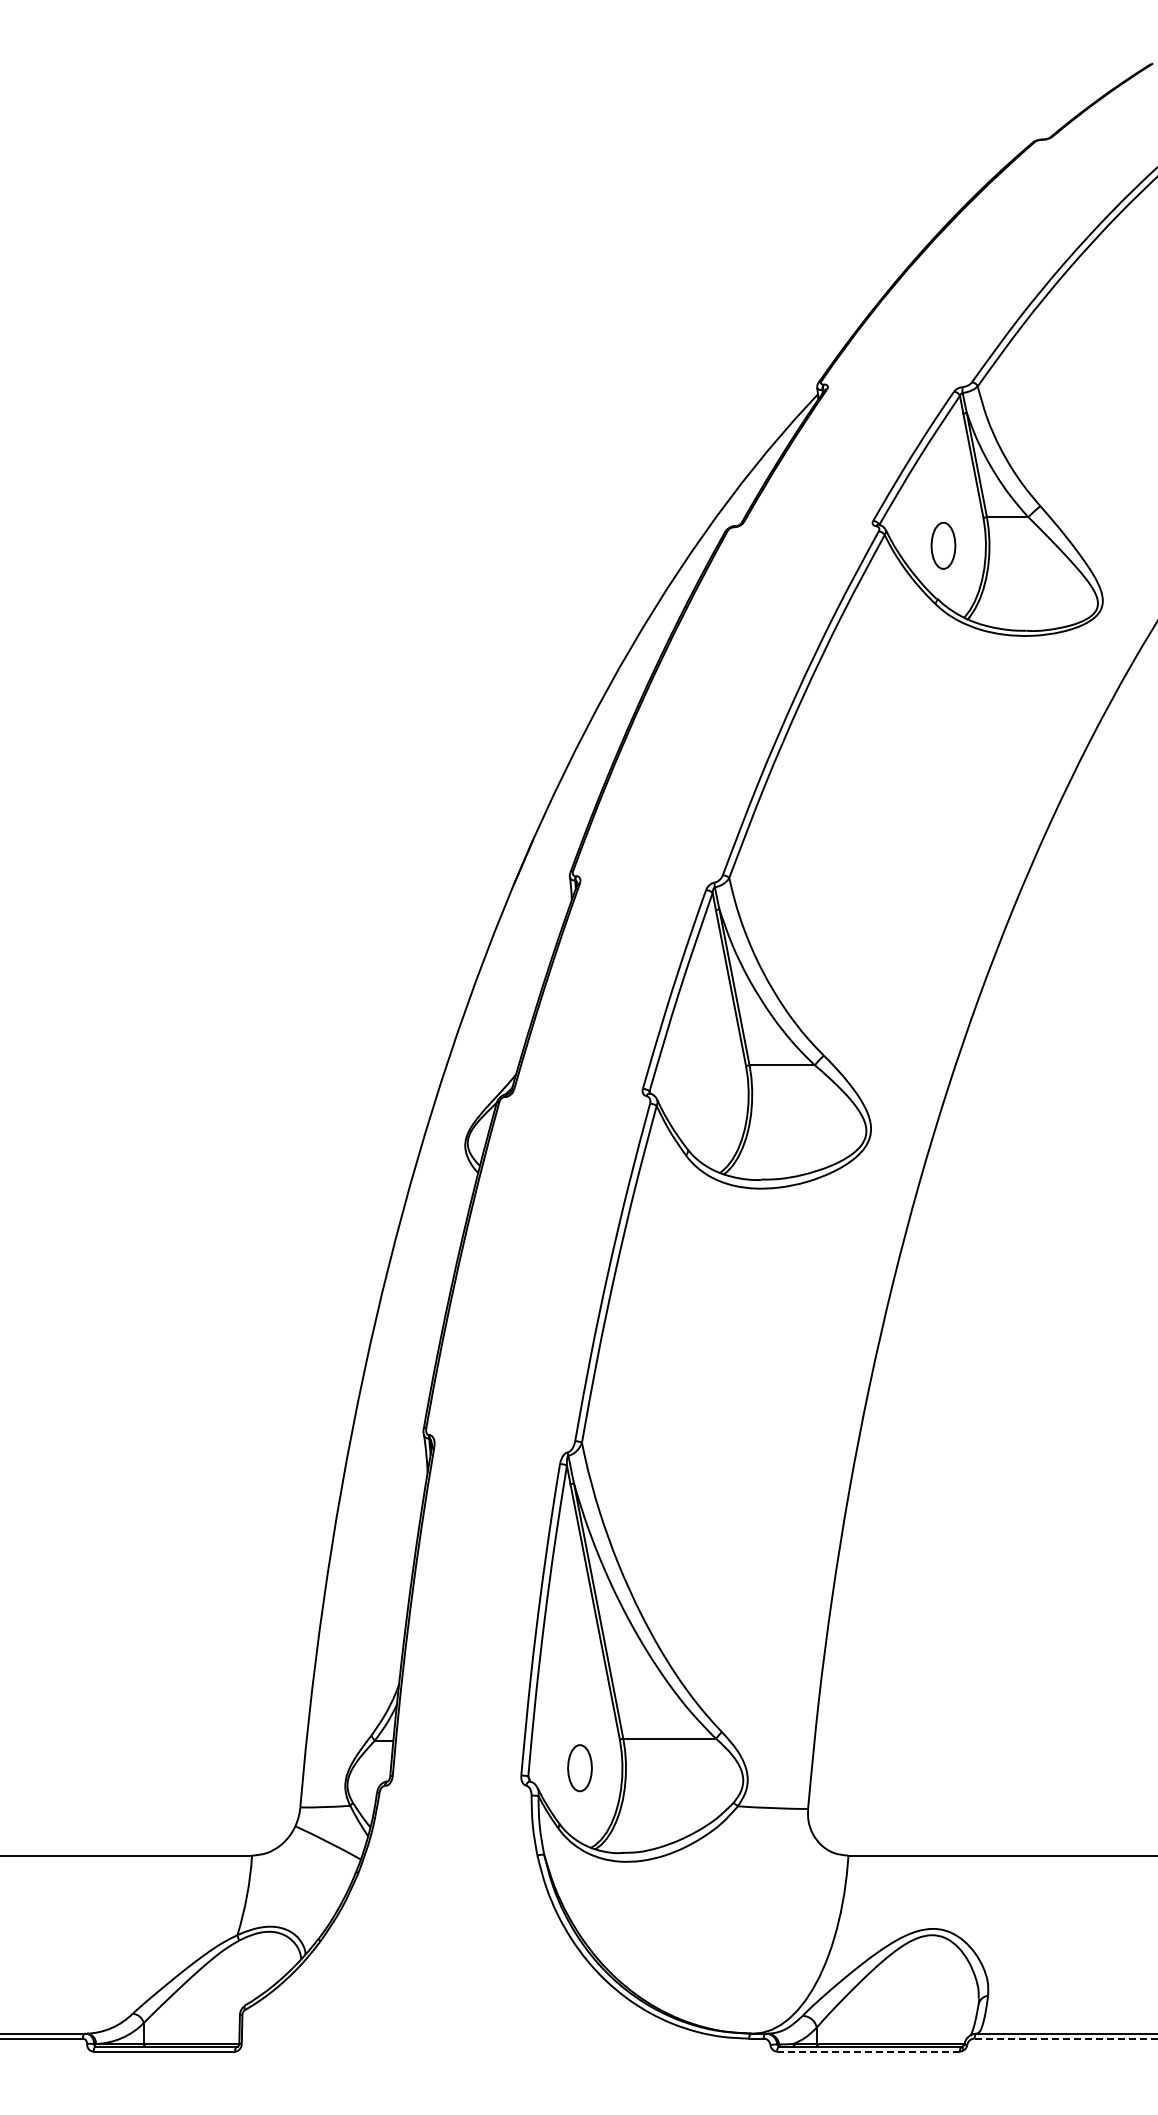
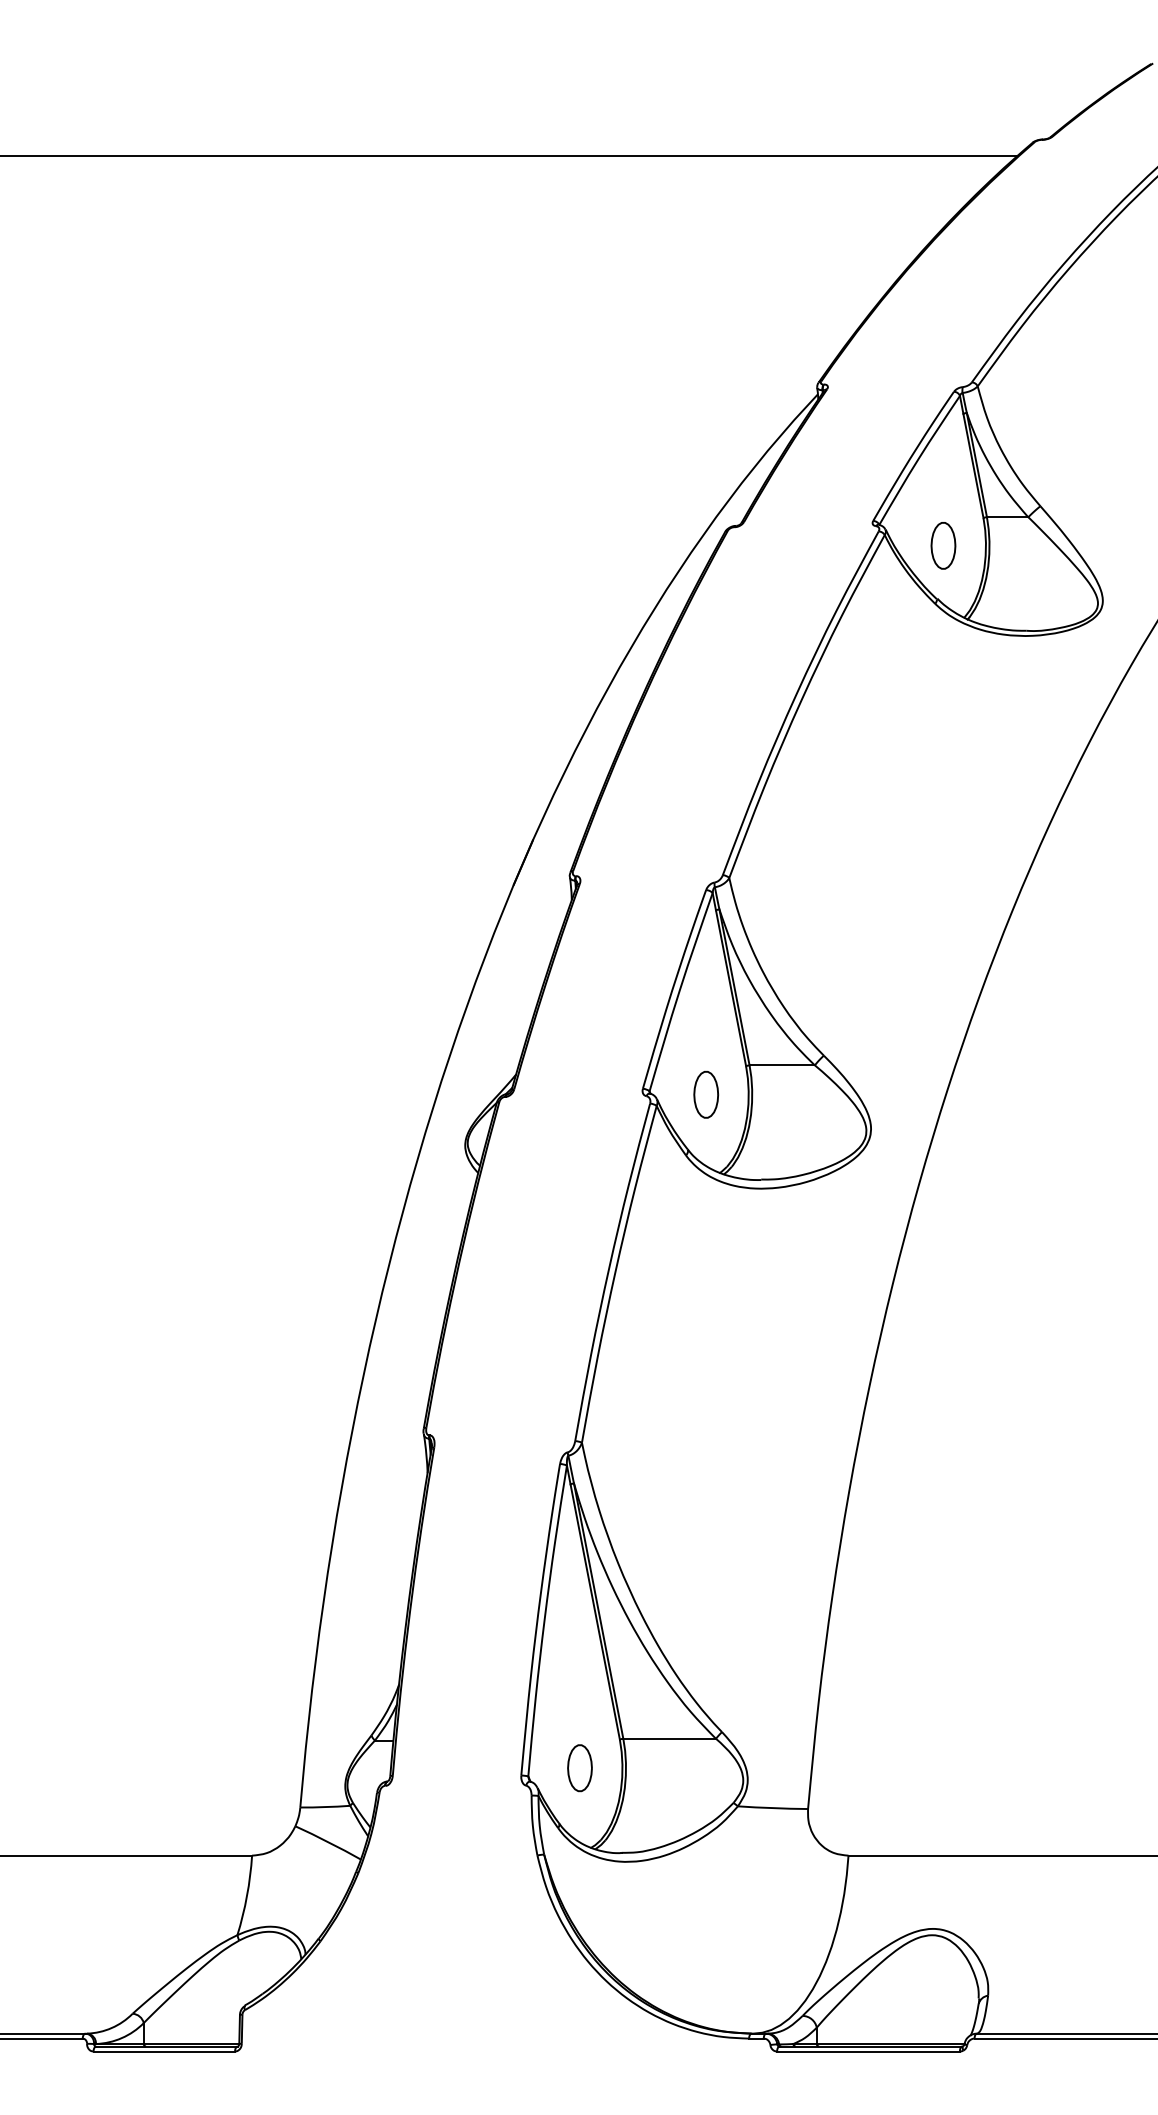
line: none -> present (509, 155)
part: none -> present (706, 1094)
line: dashed -> solid (1066, 2038)
line: dashed -> solid (869, 2051)
